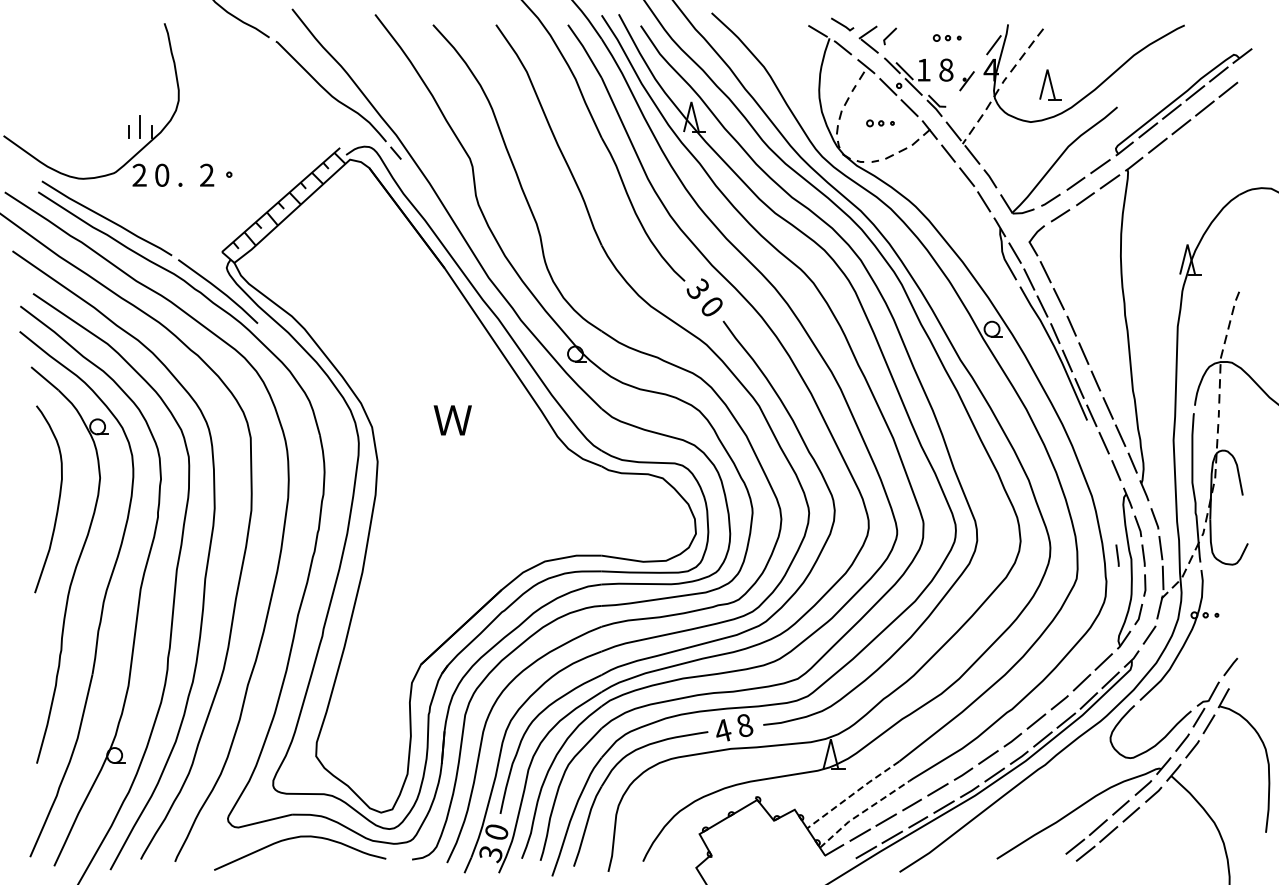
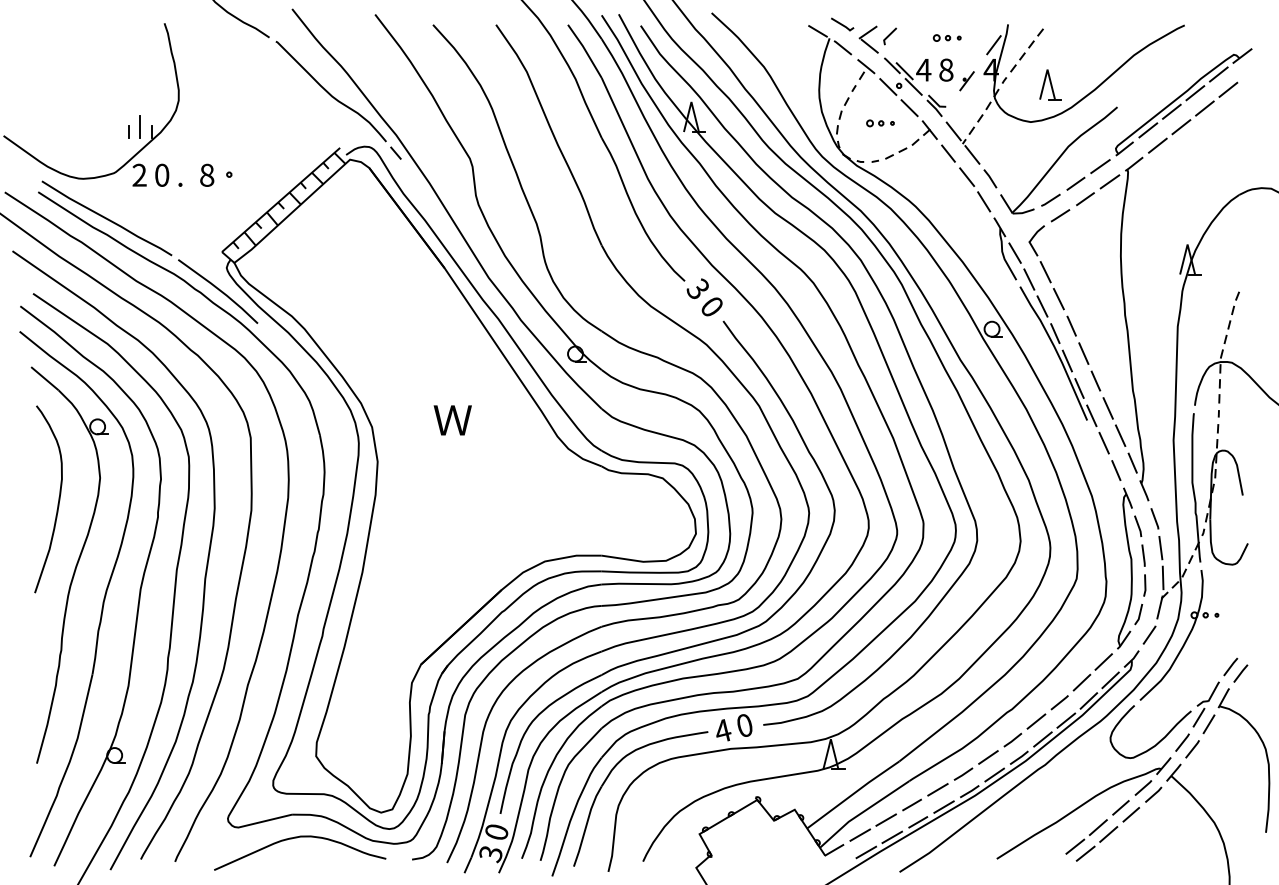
text: 1 -> 4 (923, 70)
text: 2 -> 8 (207, 174)
line: present -> none (1117, 555)
line: none -> present (1240, 673)
text: 8 -> 0 (745, 725)
line: dashed -> solid (853, 794)
line: dashed -> solid (862, 812)
